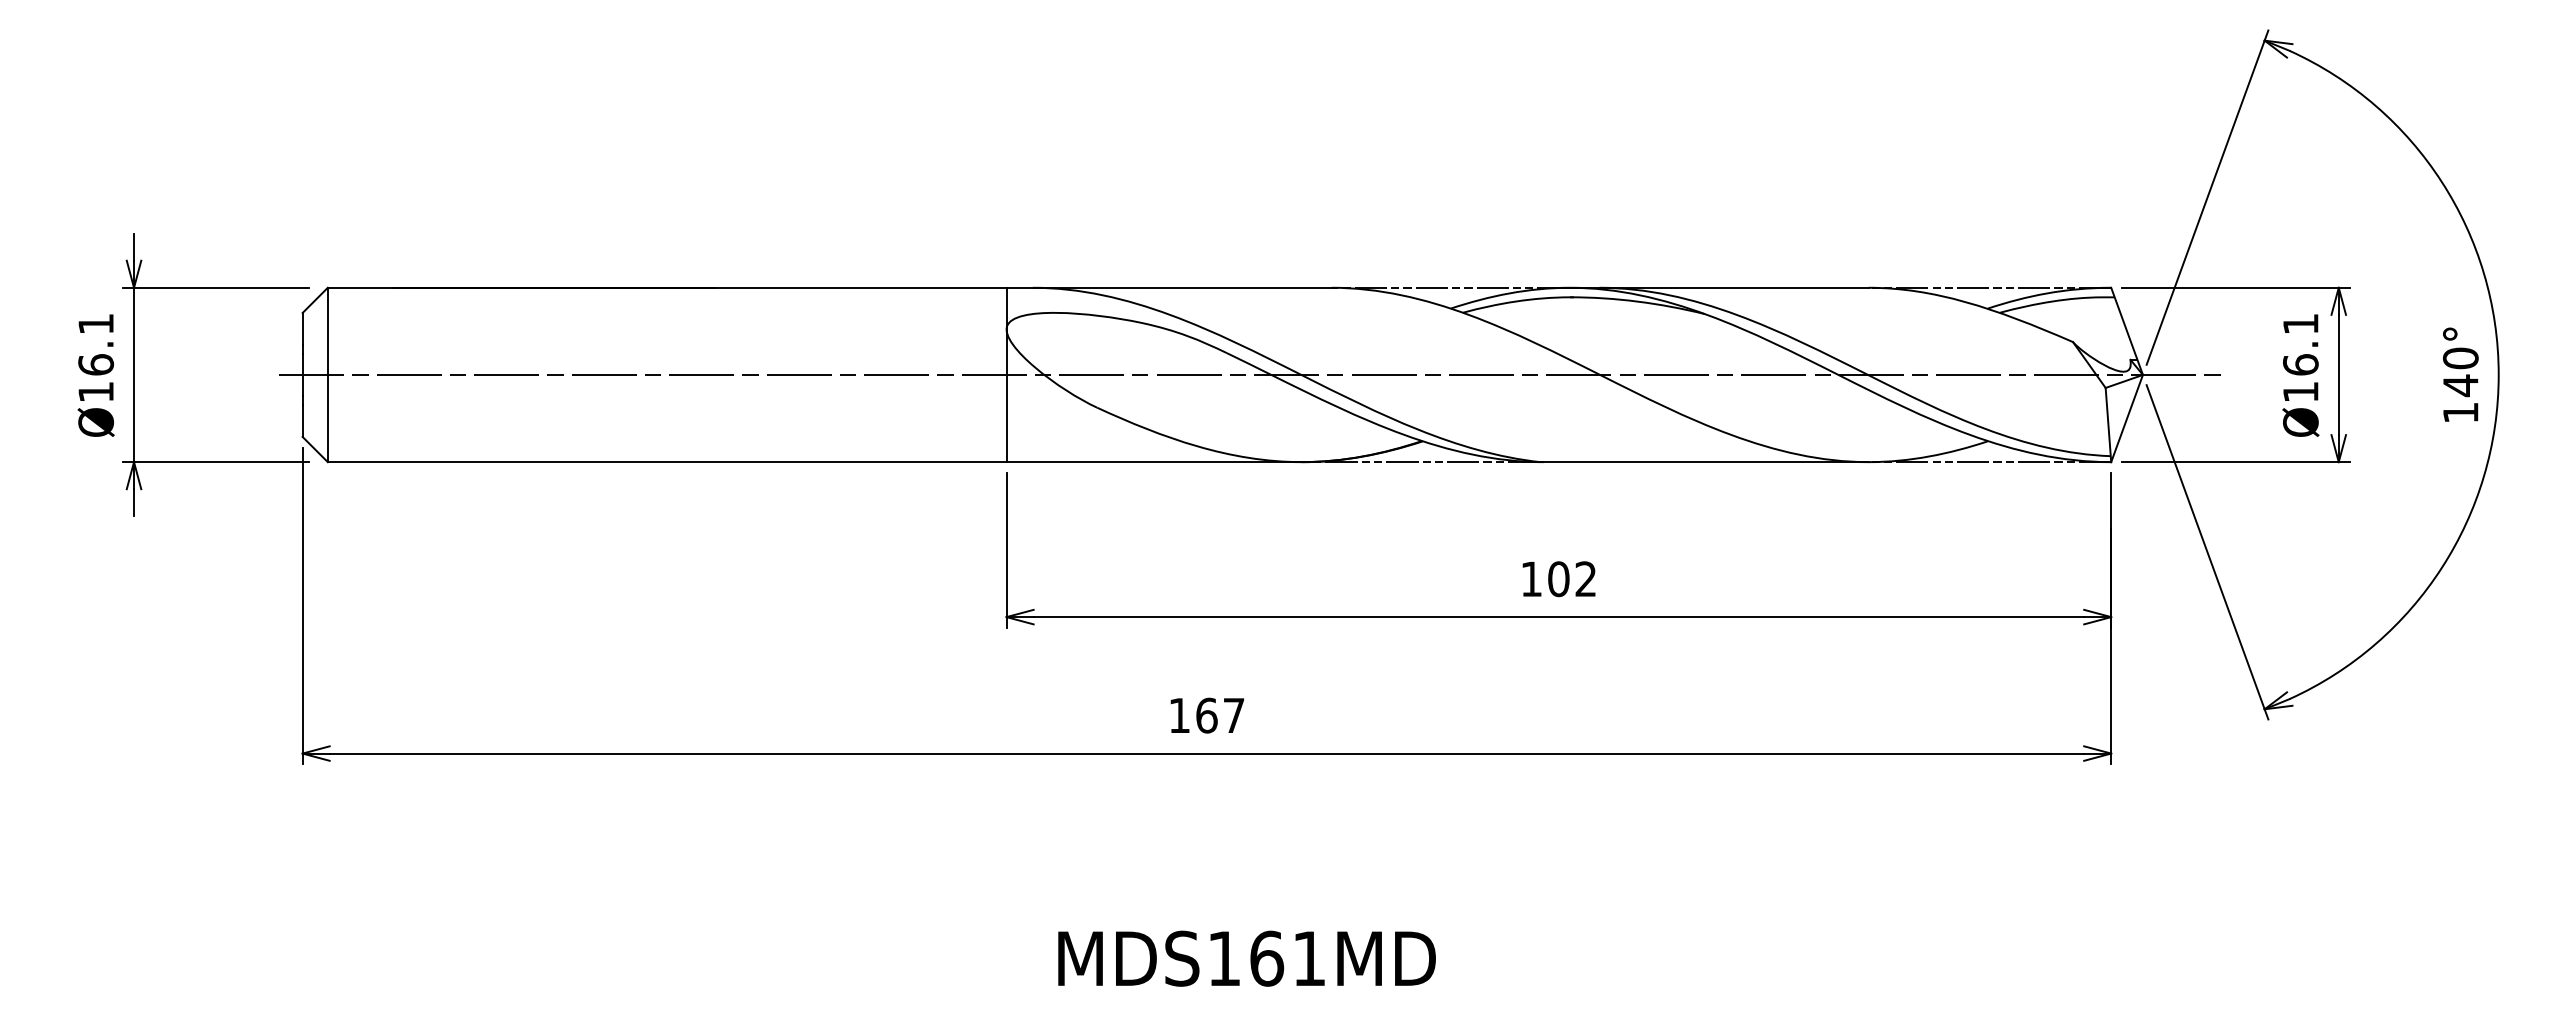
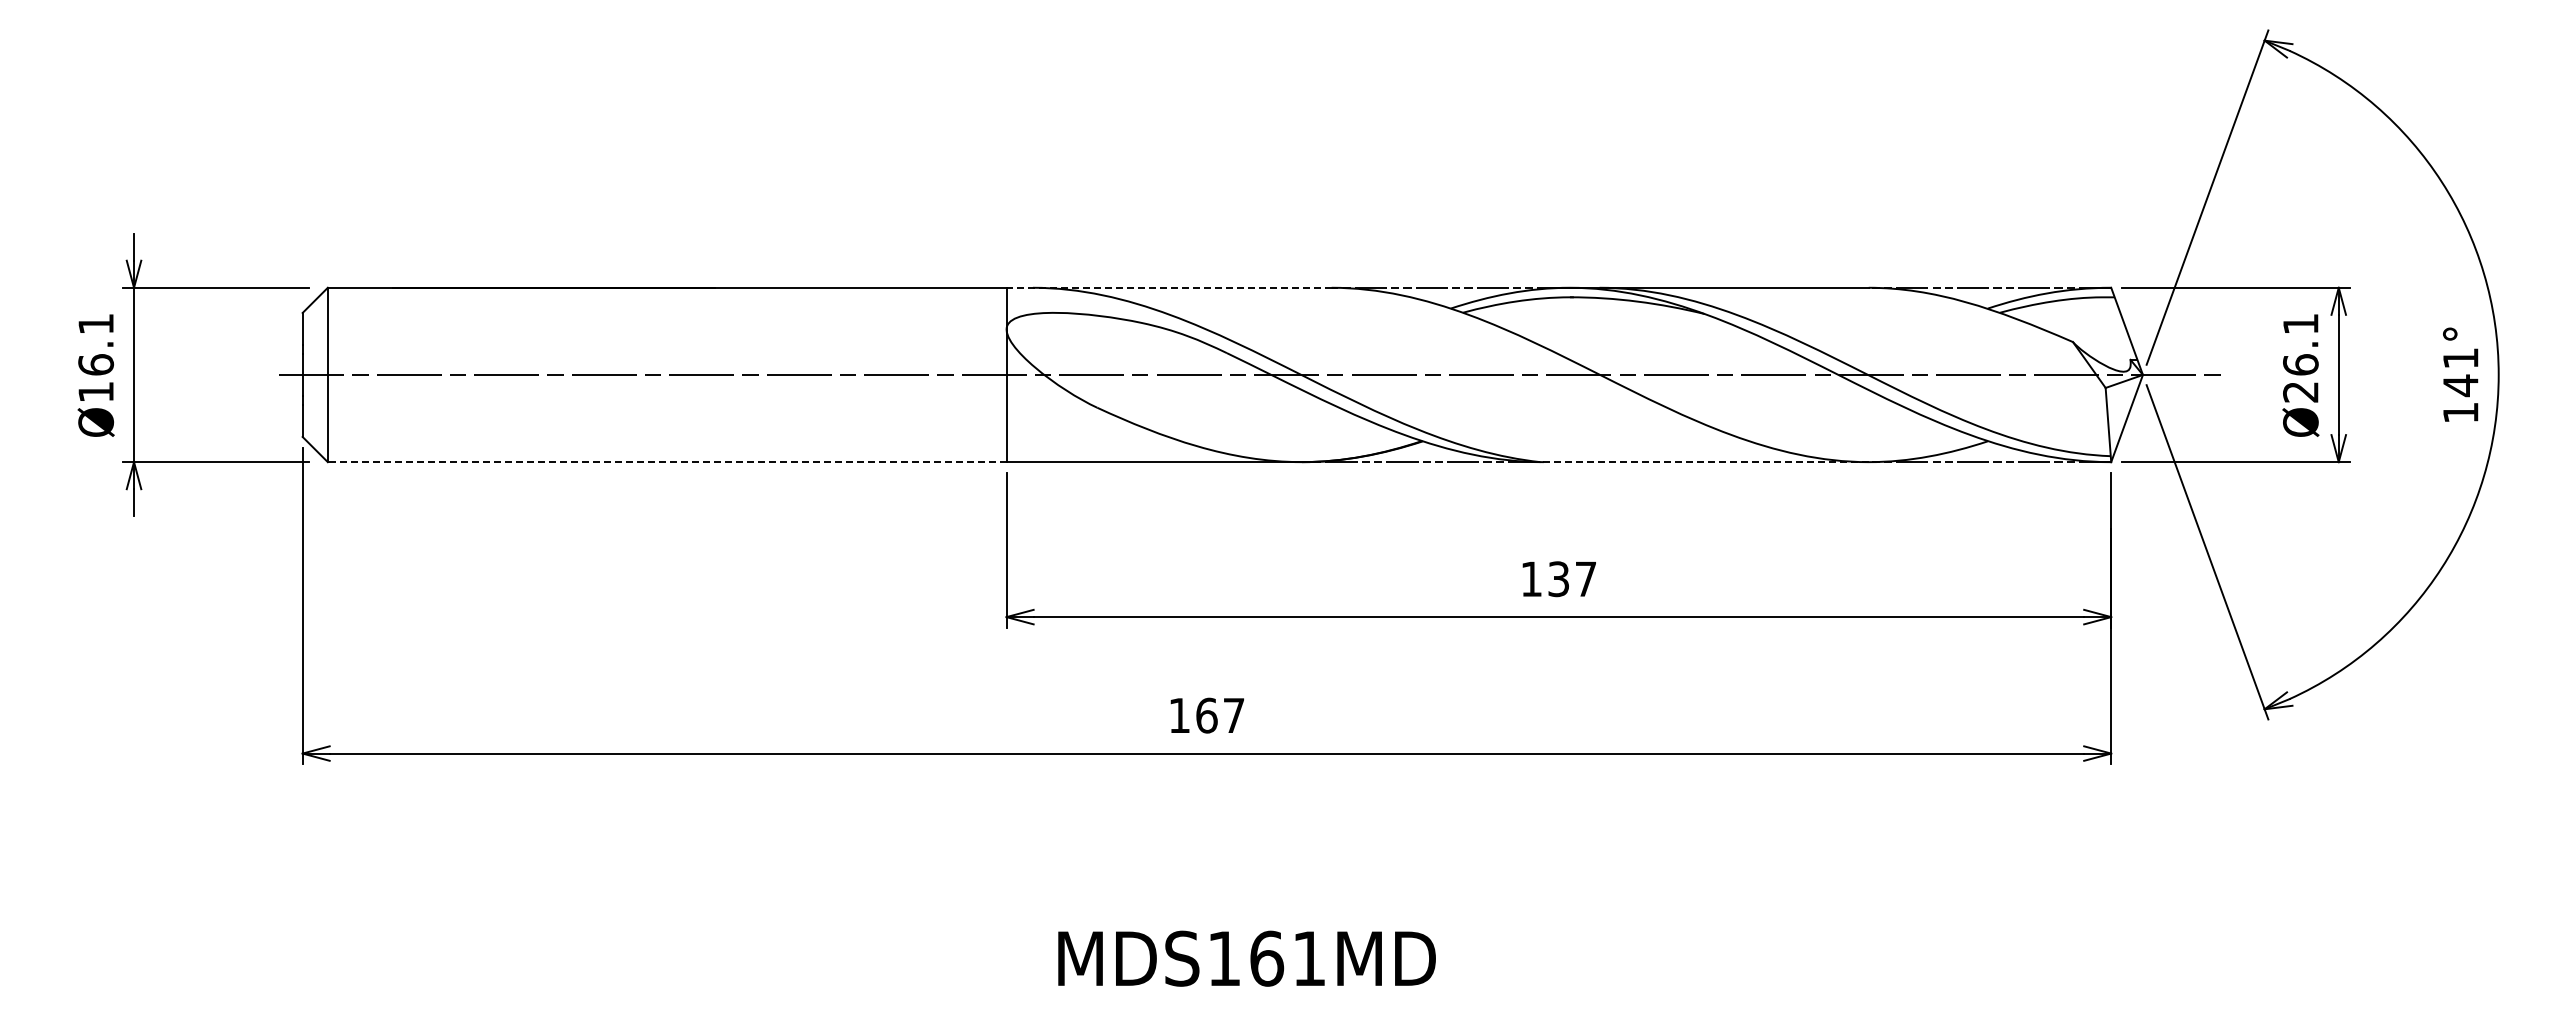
line: solid -> dashed (1169, 287)
text: 140° -> 141° (2460, 358)
text: Ø16.1 -> Ø26.1 (2300, 392)
line: solid -> dashed (666, 462)
line: solid -> dashed (1704, 462)
text: 102 -> 137 (1571, 579)
